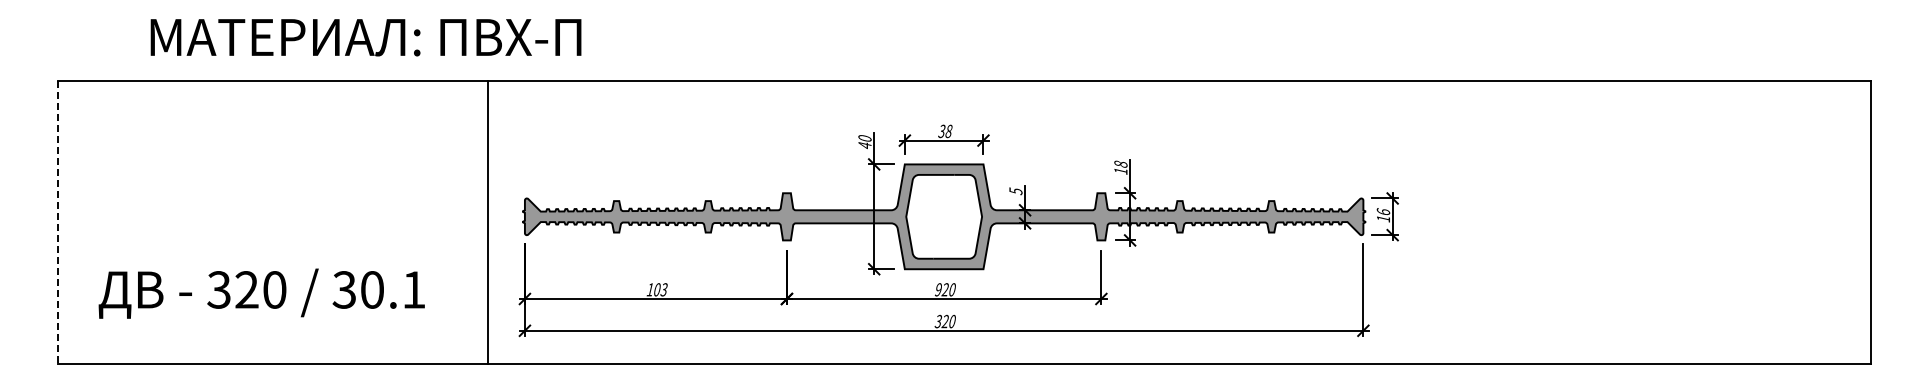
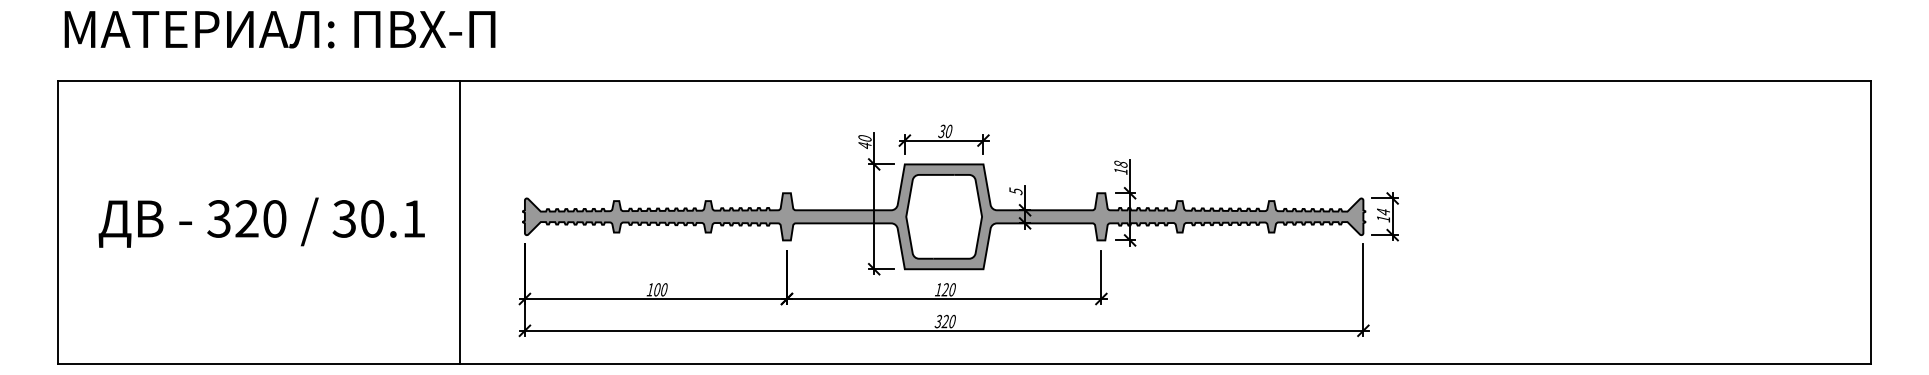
text position: (365, 37) -> (279, 29) (279, 29)
text: 38 -> 30 (948, 131)
text: 16 -> 14 (1383, 211)
line position: (488, 221) -> (460, 221) (460, 221)
line: dashed -> solid (57, 222)
text: 103 -> 100 (663, 289)
text: 920 -> 120 (937, 289)
text position: (261, 293) -> (261, 222) (261, 222)
